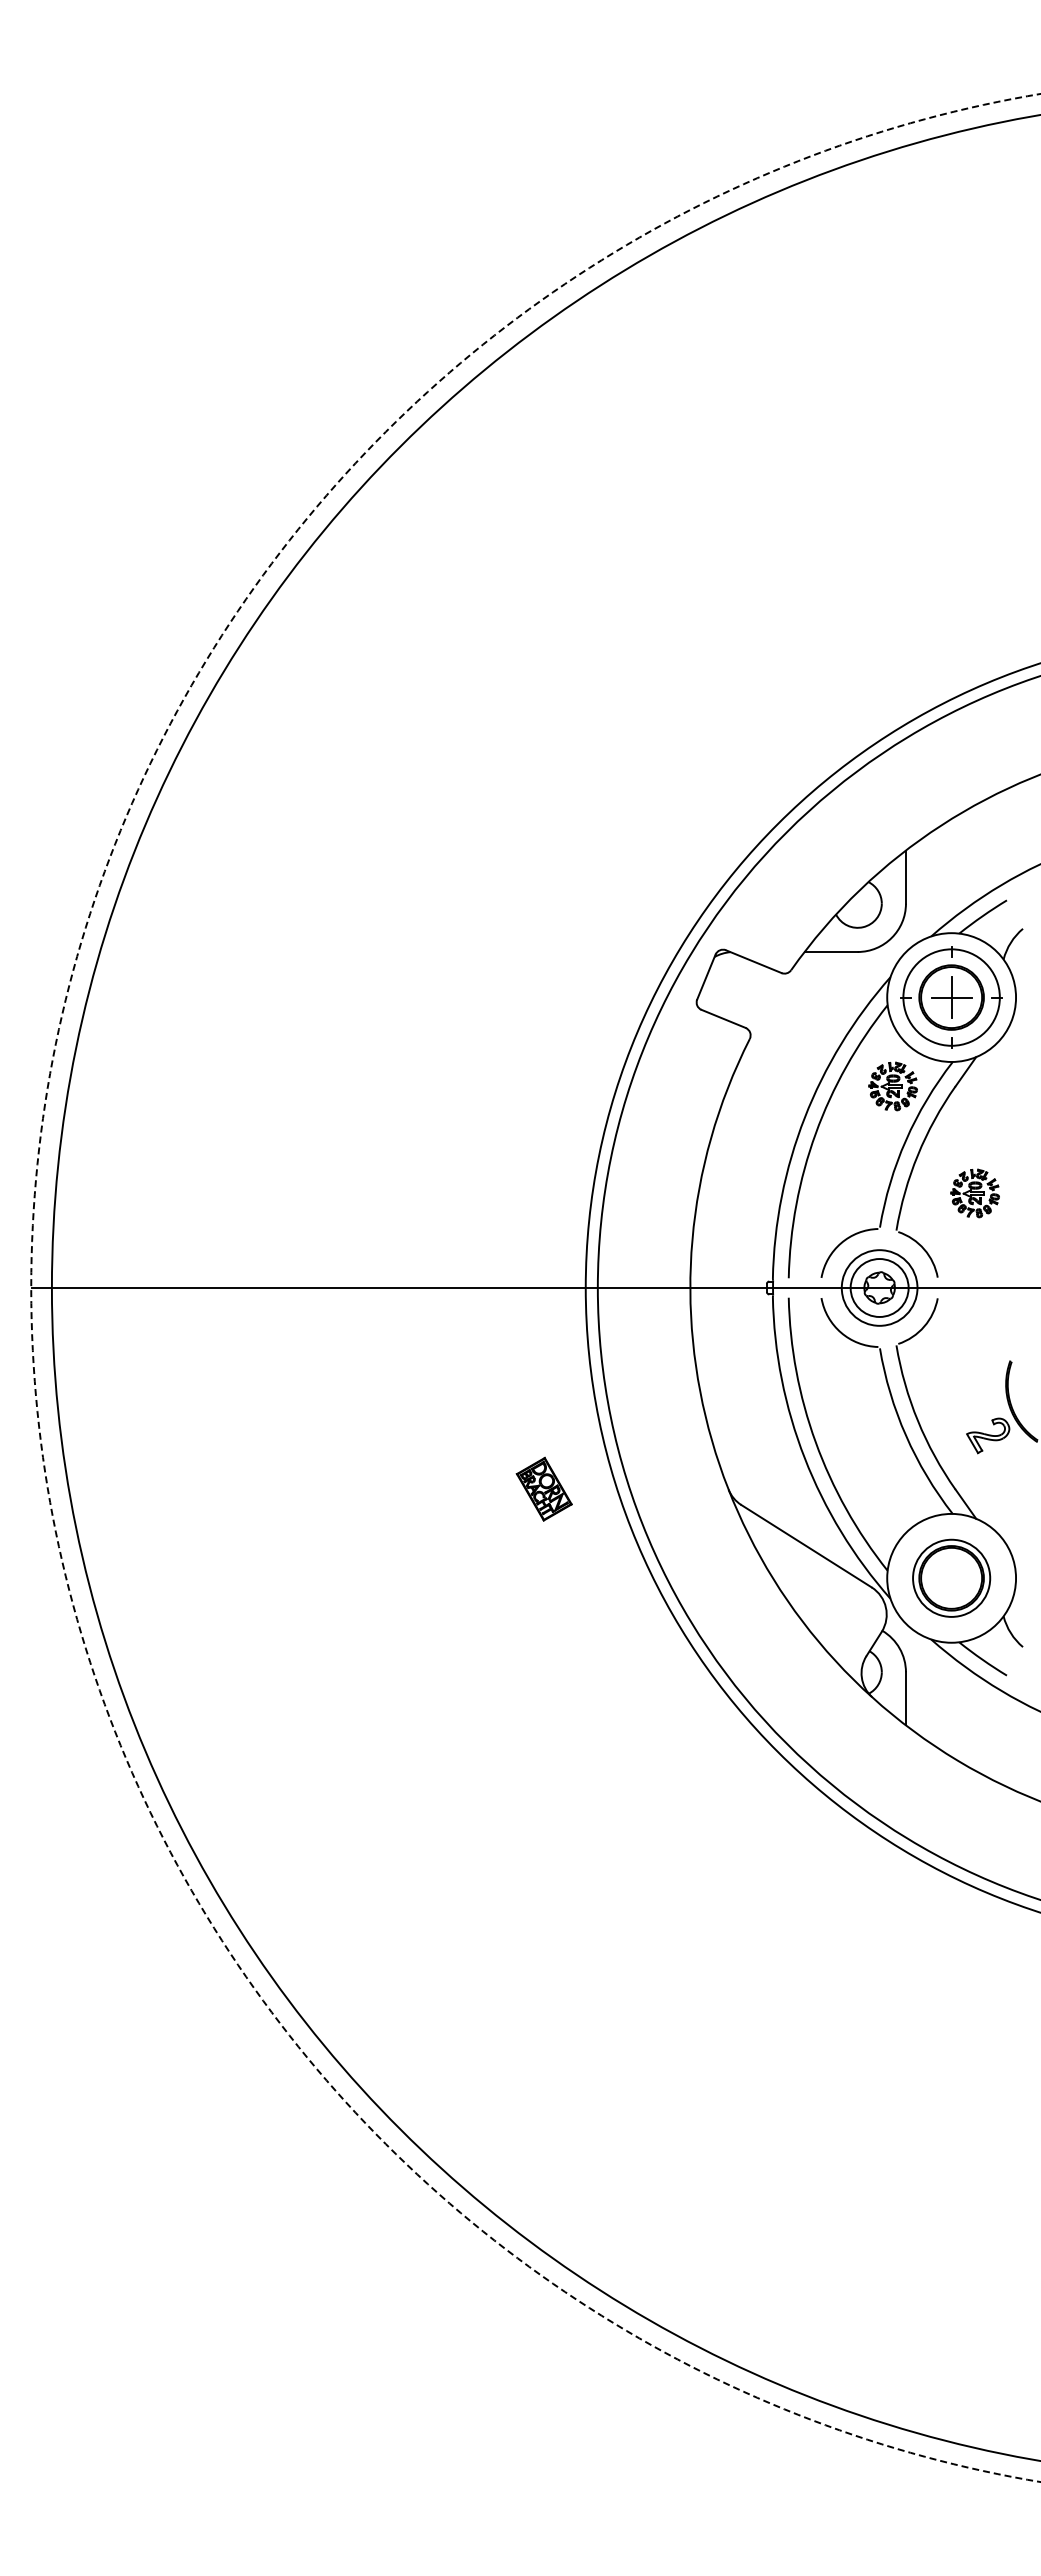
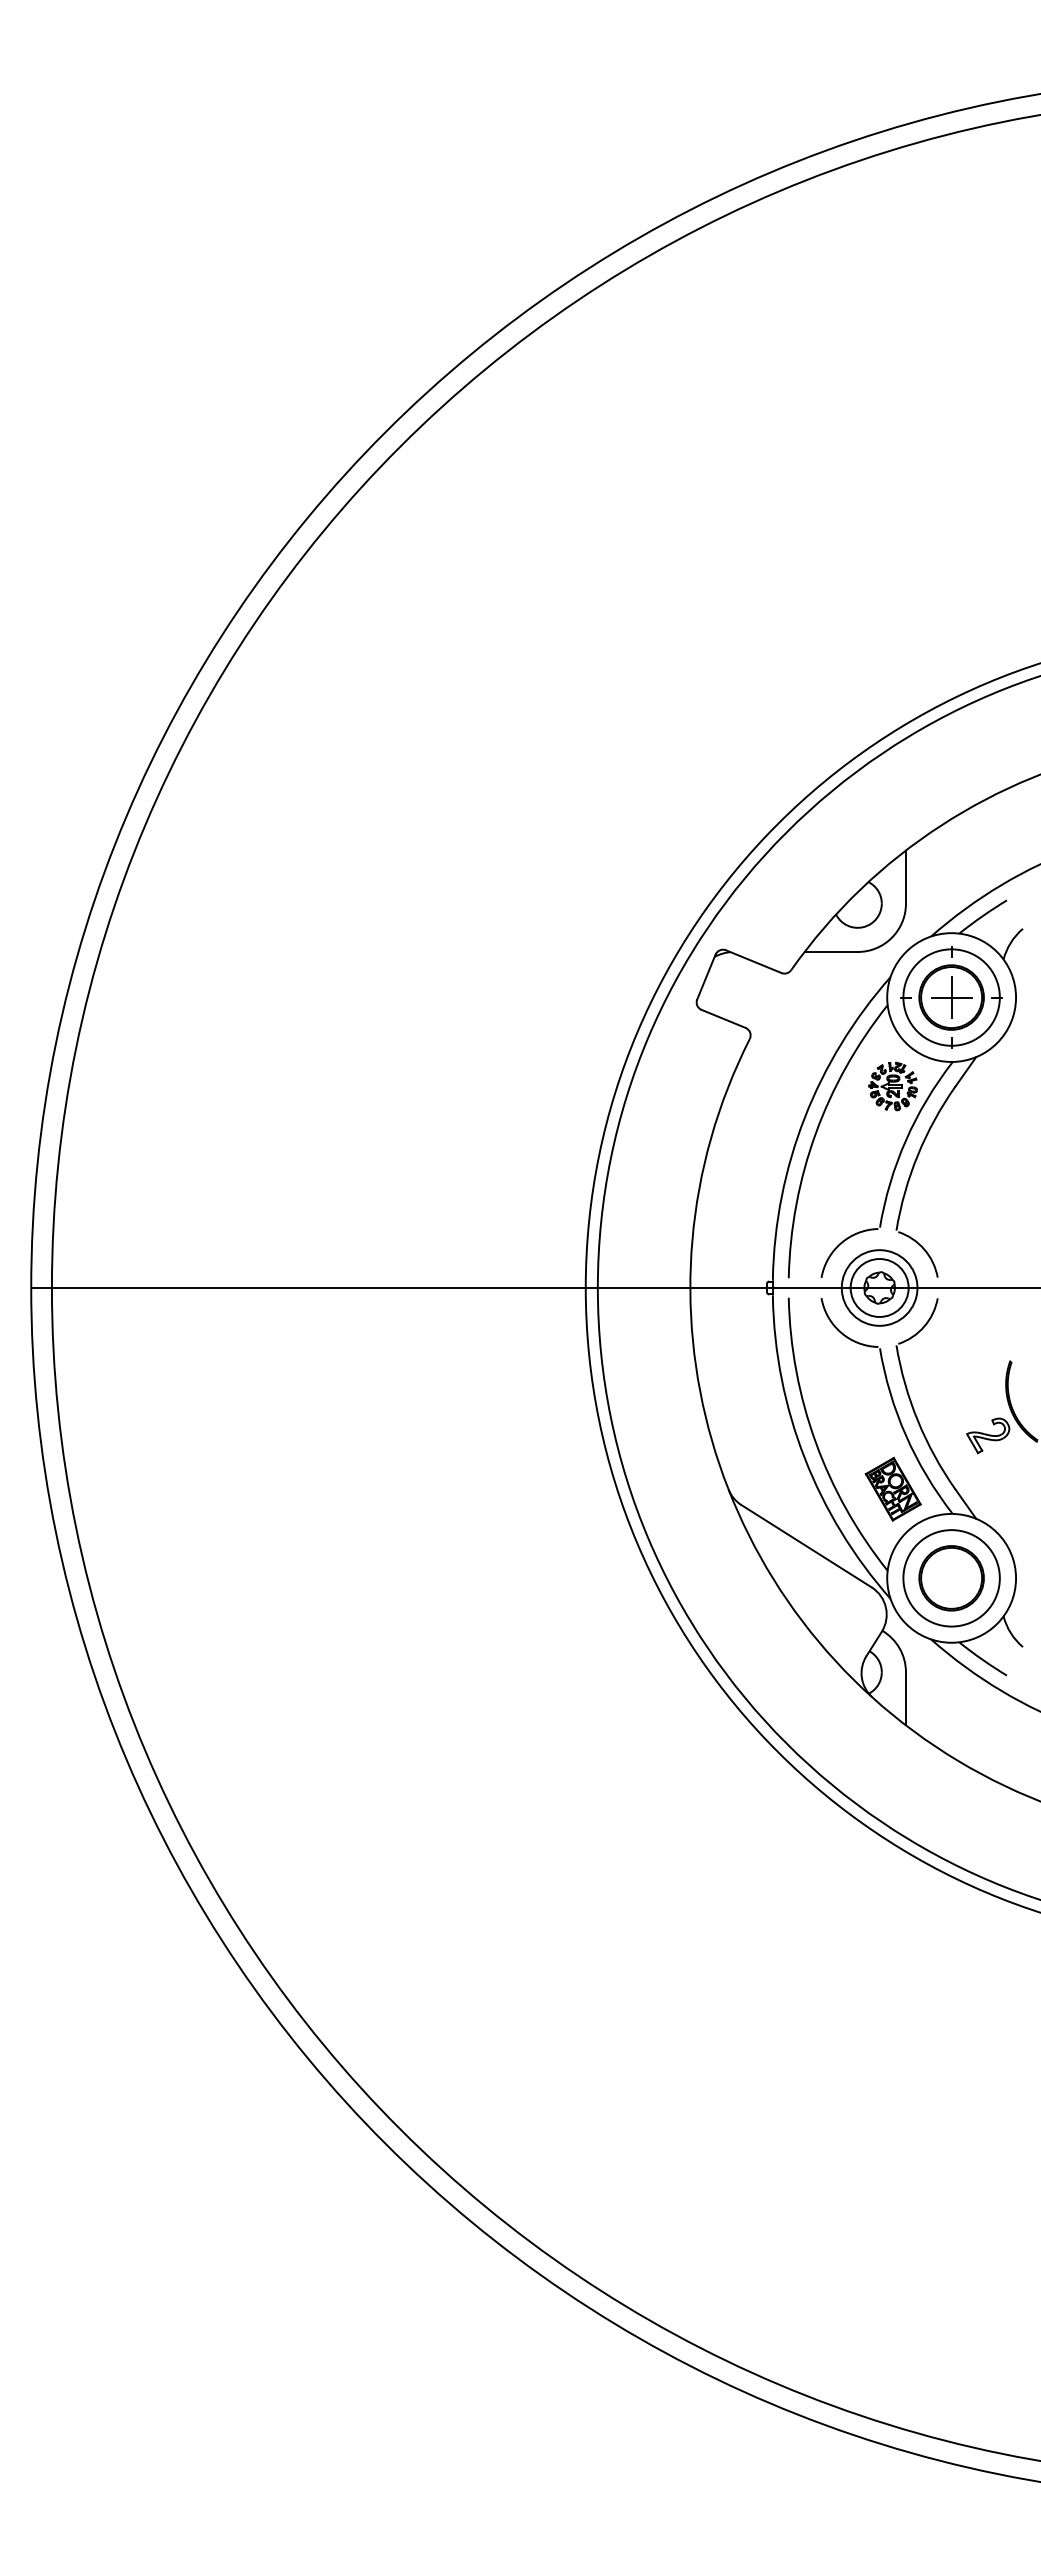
part: present -> none (974, 1193)
circle: dashed -> solid (535, 1287)
part position: (543, 1488) -> (892, 1488) (892, 1488)
circle diameter: 77 px -> 96 px (951, 1578)
